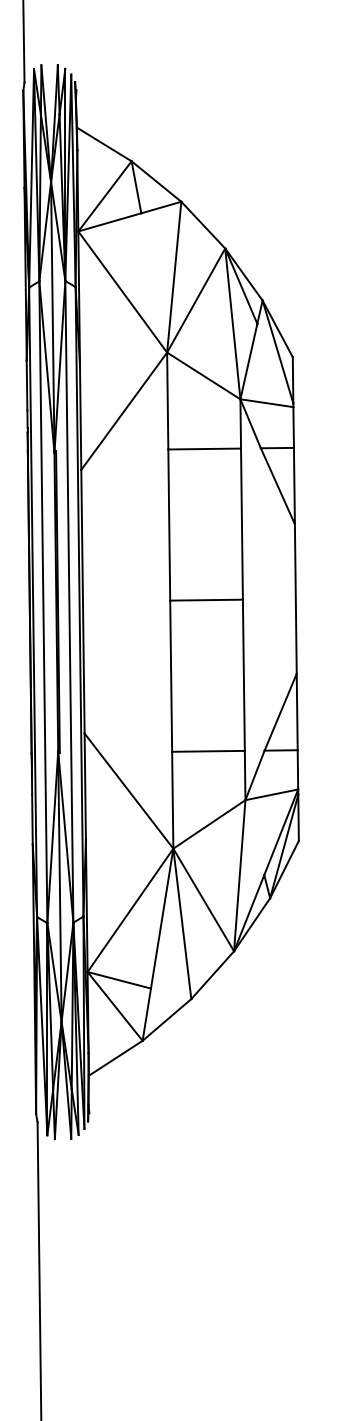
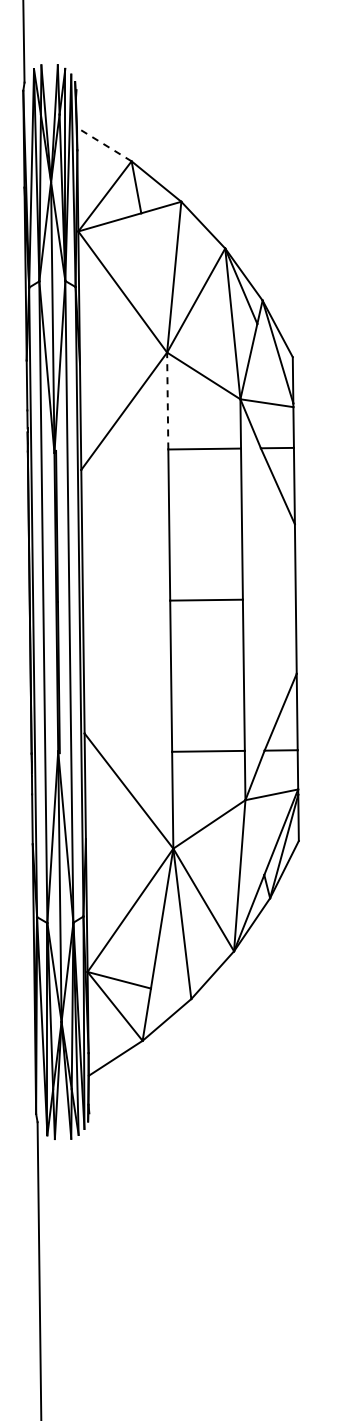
line: solid -> dashed (103, 144)
line: solid -> dashed (167, 400)
